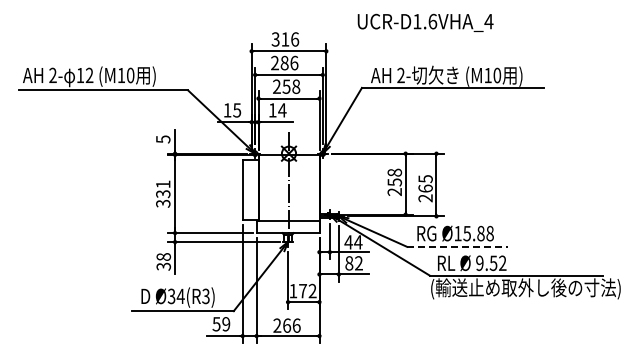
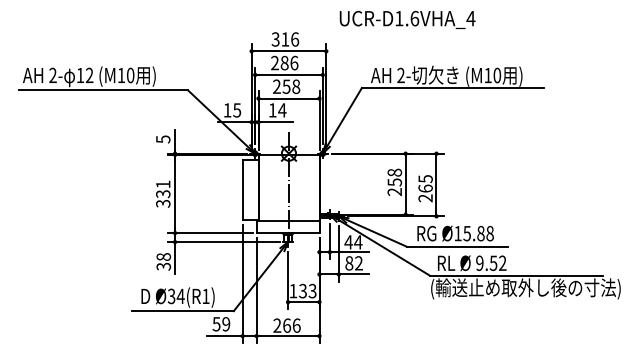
text position: (425, 22) -> (407, 19) (407, 19)
line: dashed -> solid (457, 246)
text: 172 -> 133 (307, 290)
text: Ø34(R3) -> Ø34(R1) (205, 296)
